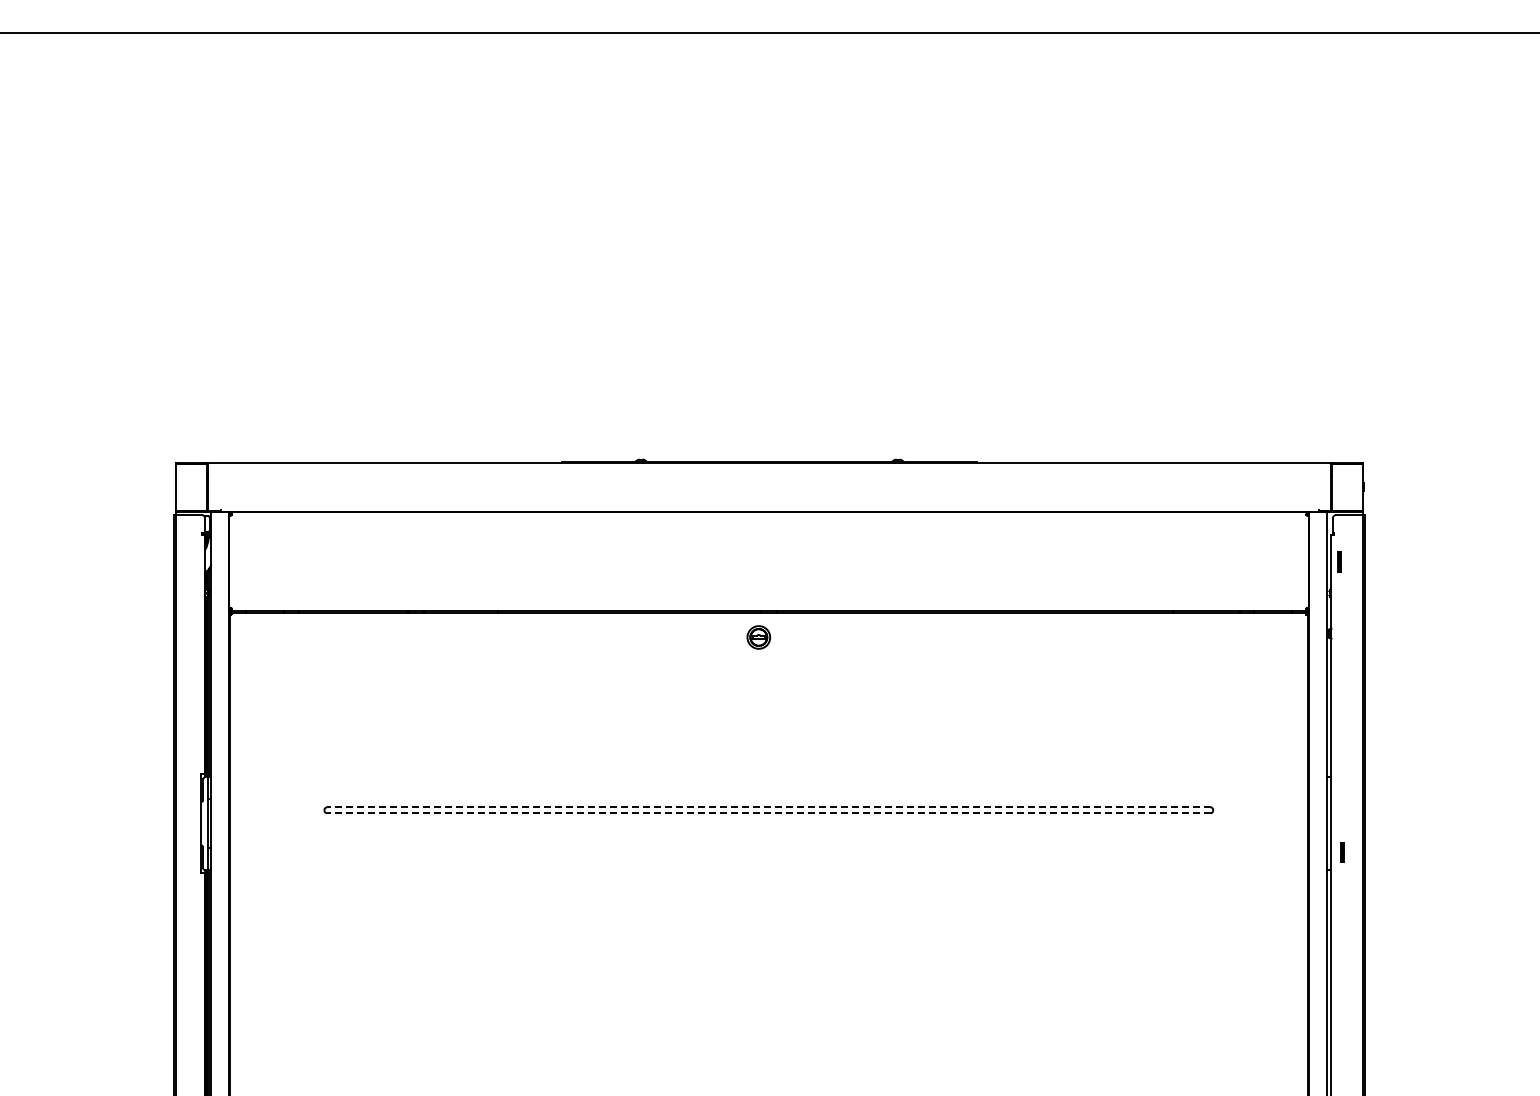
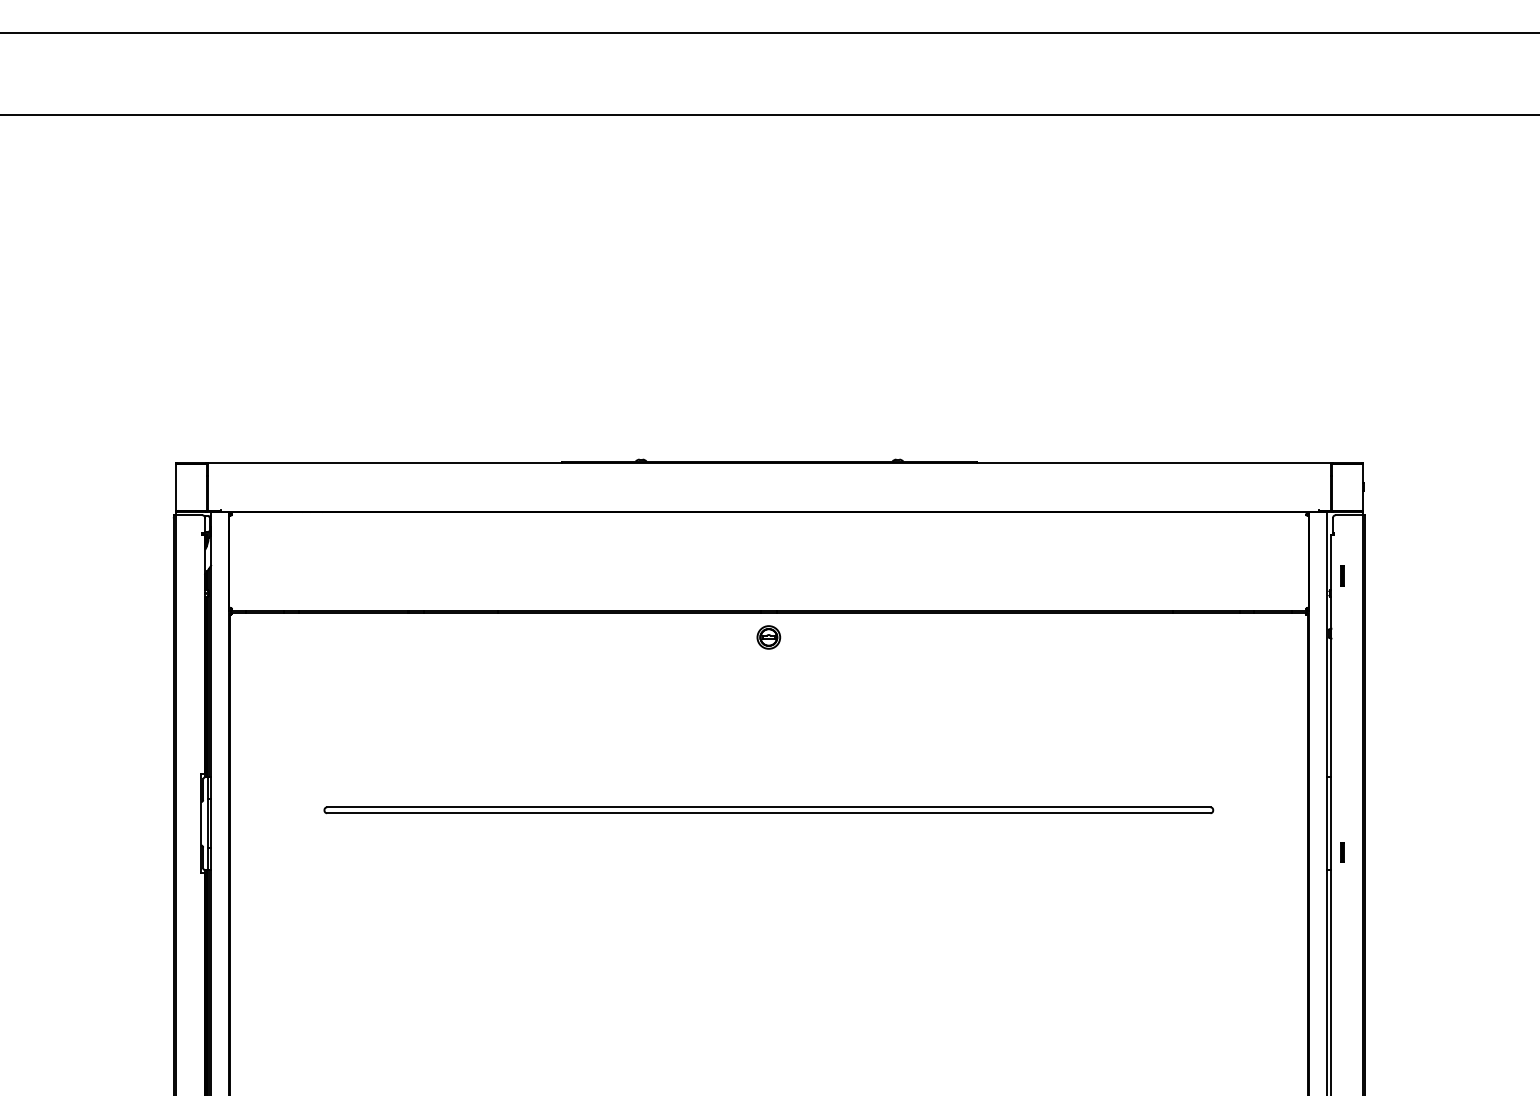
line: none -> present (769, 115)
line position: (1339, 561) -> (1342, 575) (1342, 575)
part position: (758, 637) -> (768, 637) (768, 637)
line: dashed -> solid (768, 807)
line: dashed -> solid (768, 813)
